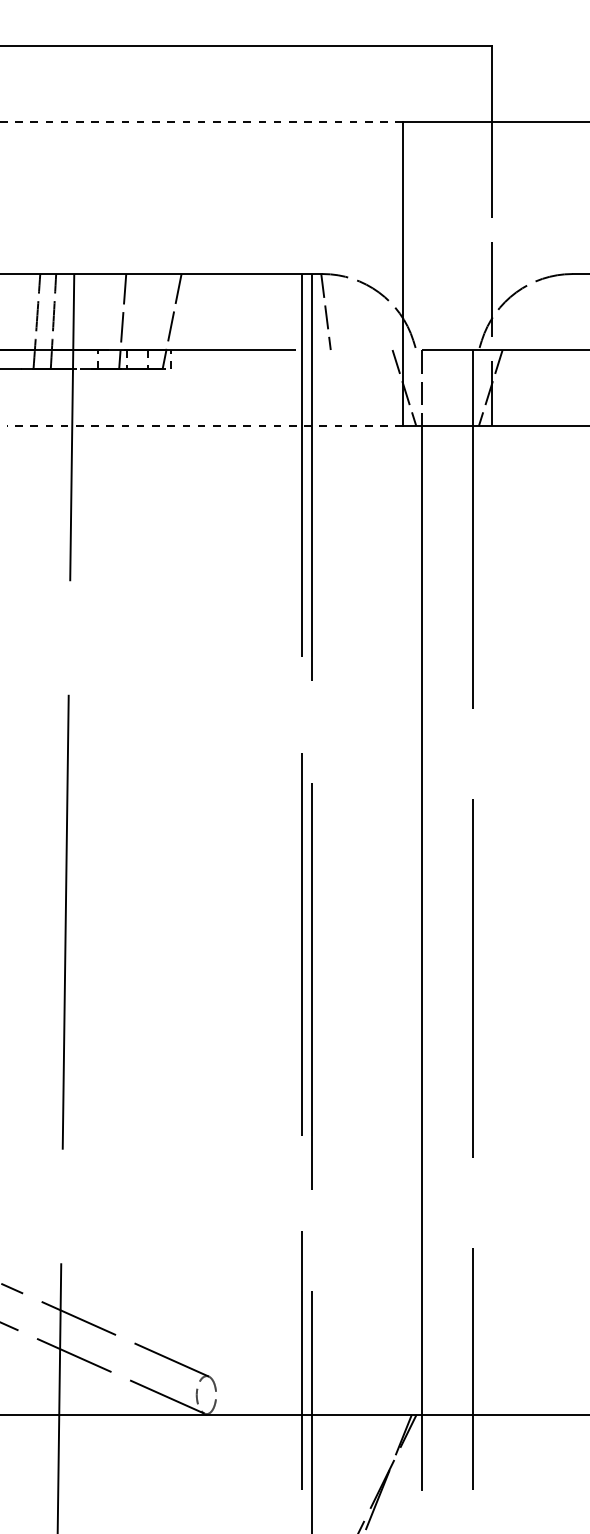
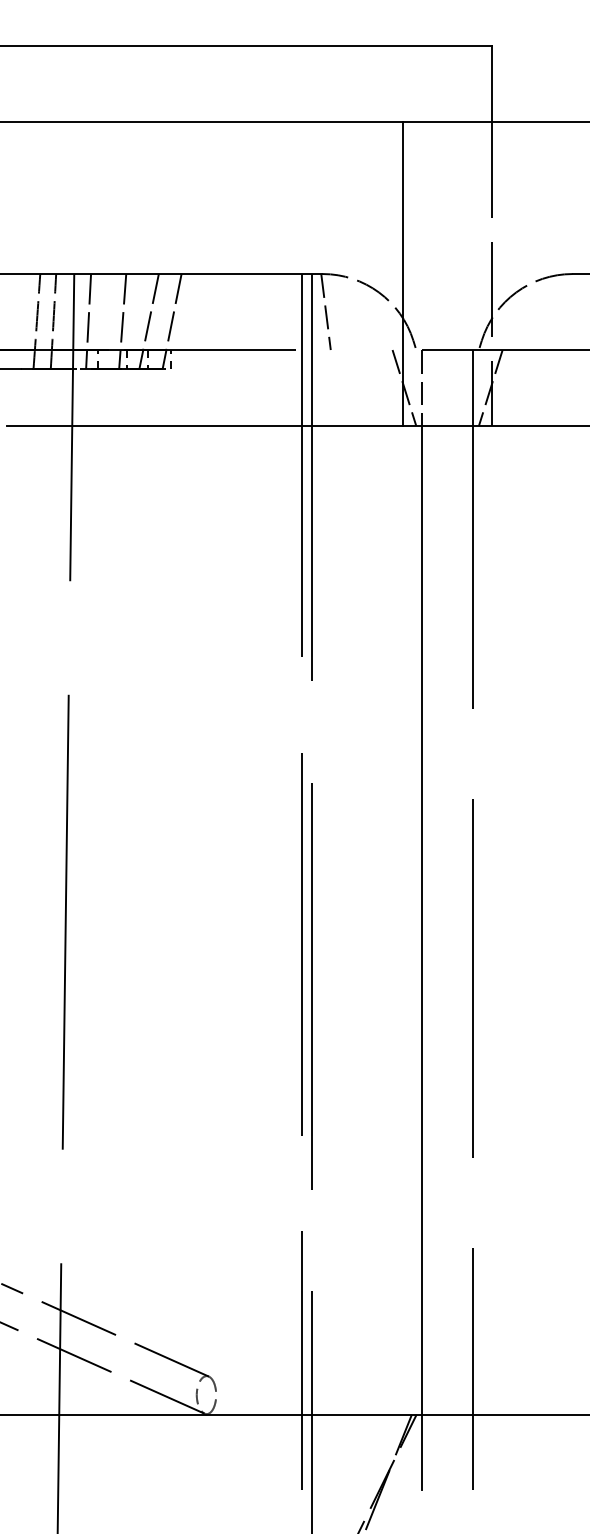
line: dashed -> solid (200, 122)
line: none -> present (88, 321)
line: none -> present (148, 321)
line: dashed -> solid (204, 426)
